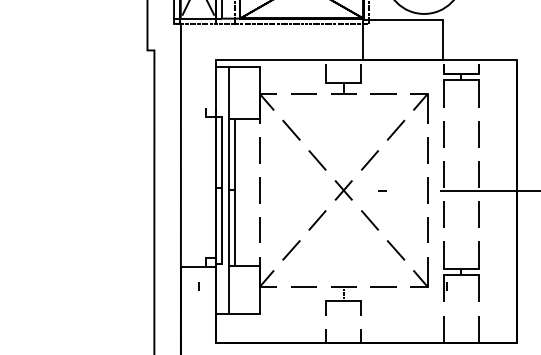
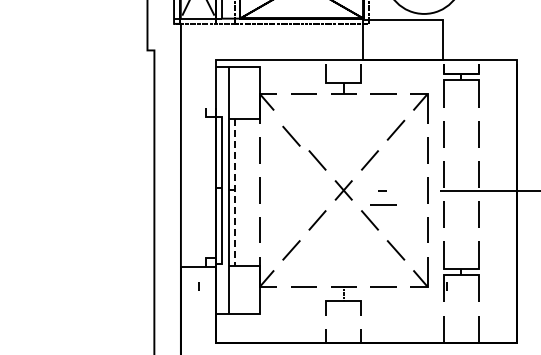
line position: (291, 129) -> (291, 135) (291, 135)
line: solid -> dashed (234, 192)
line: none -> present (383, 204)
